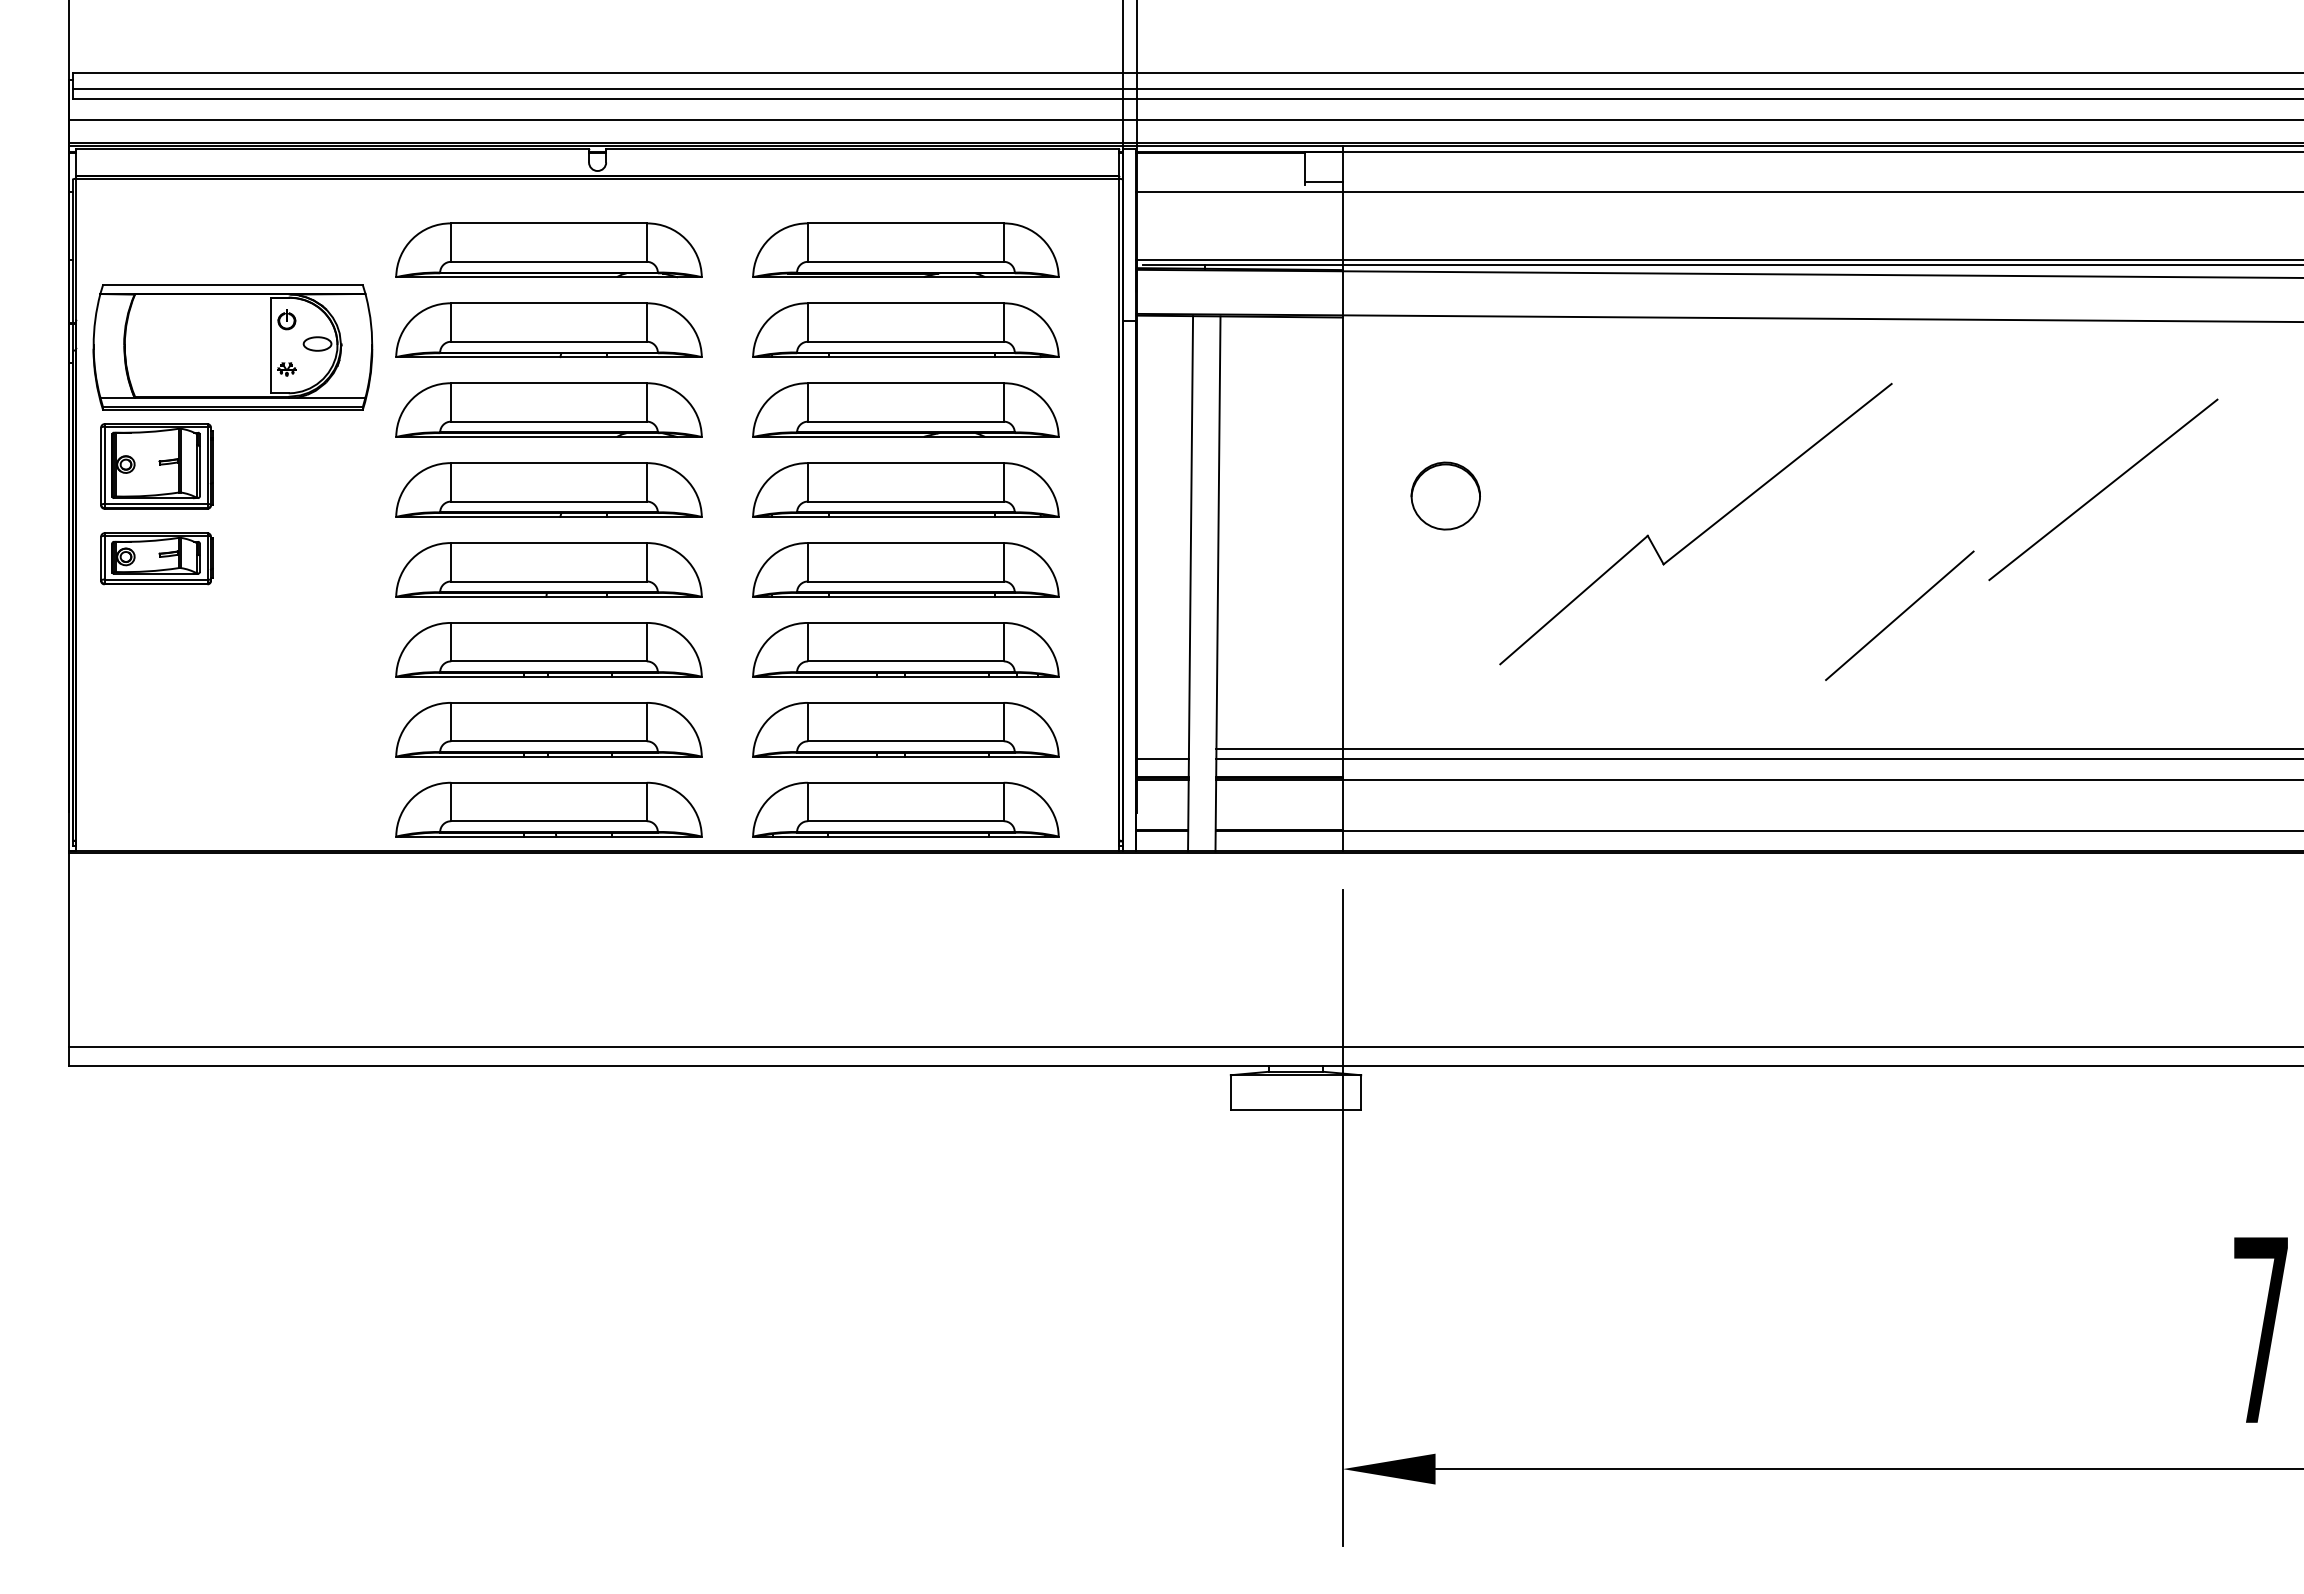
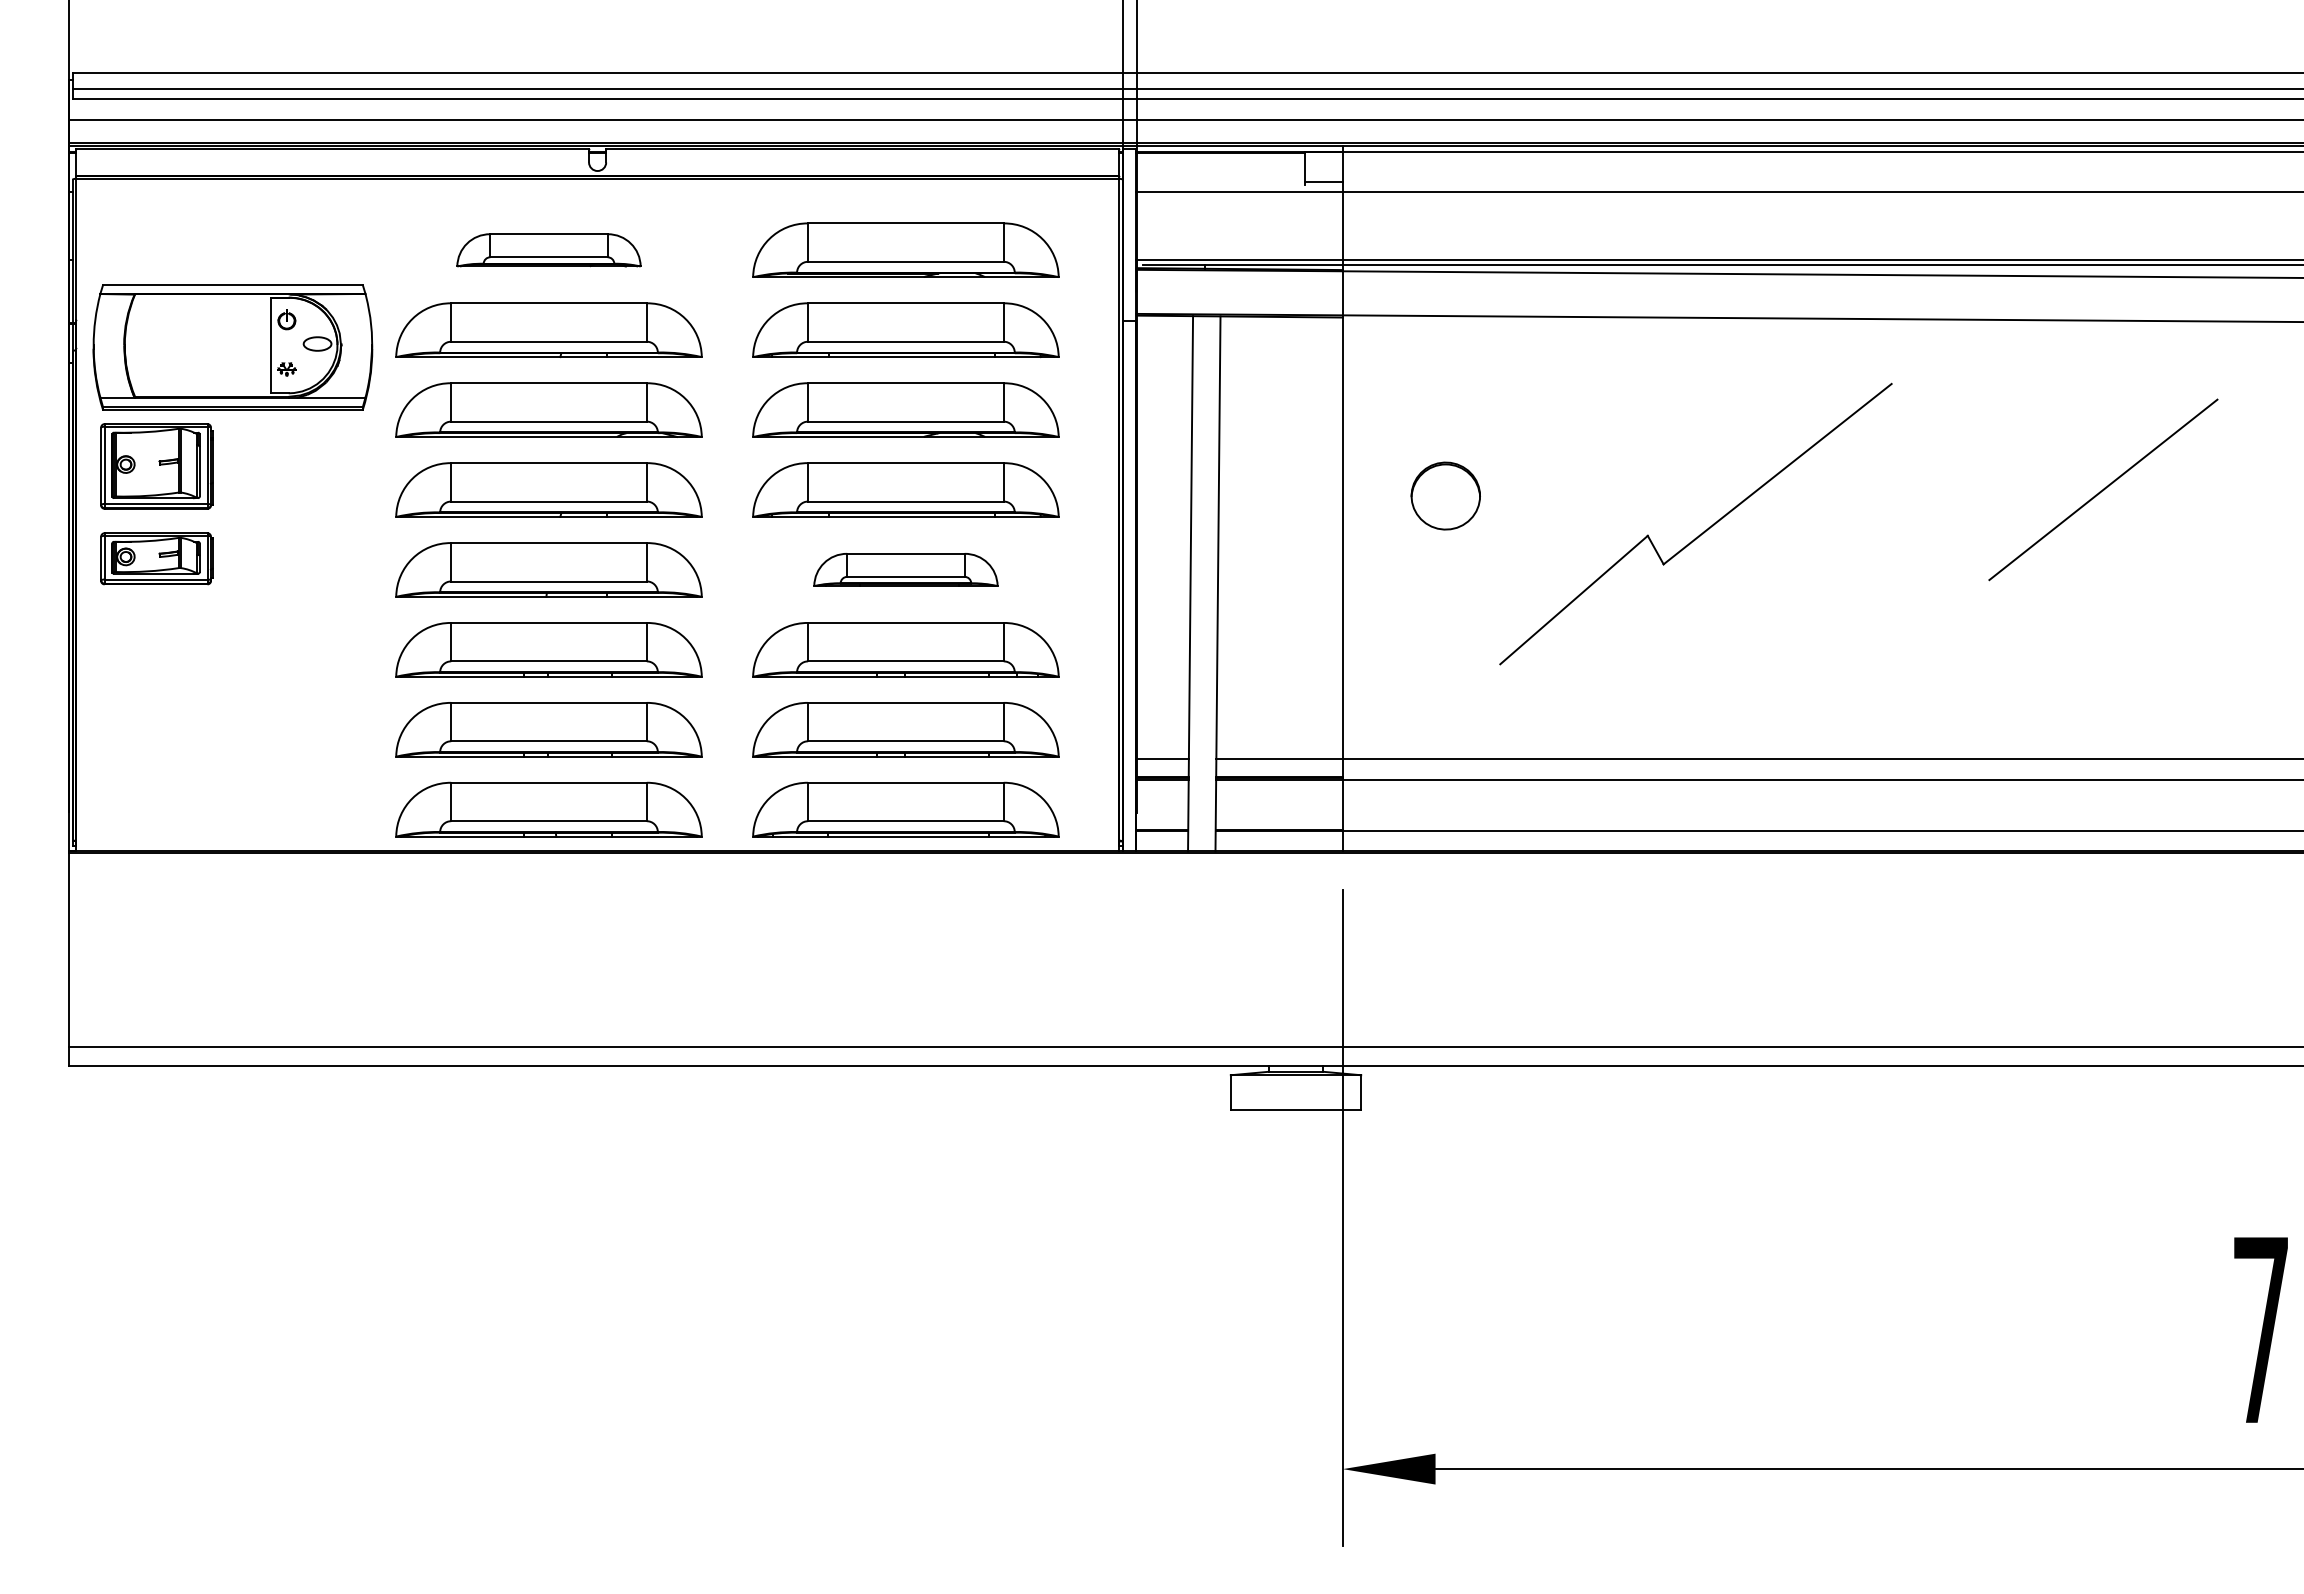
part size: 308x57 px -> 186x35 px (548, 250)
part size: 308x56 px -> 186x34 px (905, 569)
line: present -> none (1899, 615)
line: present -> none (1758, 748)
